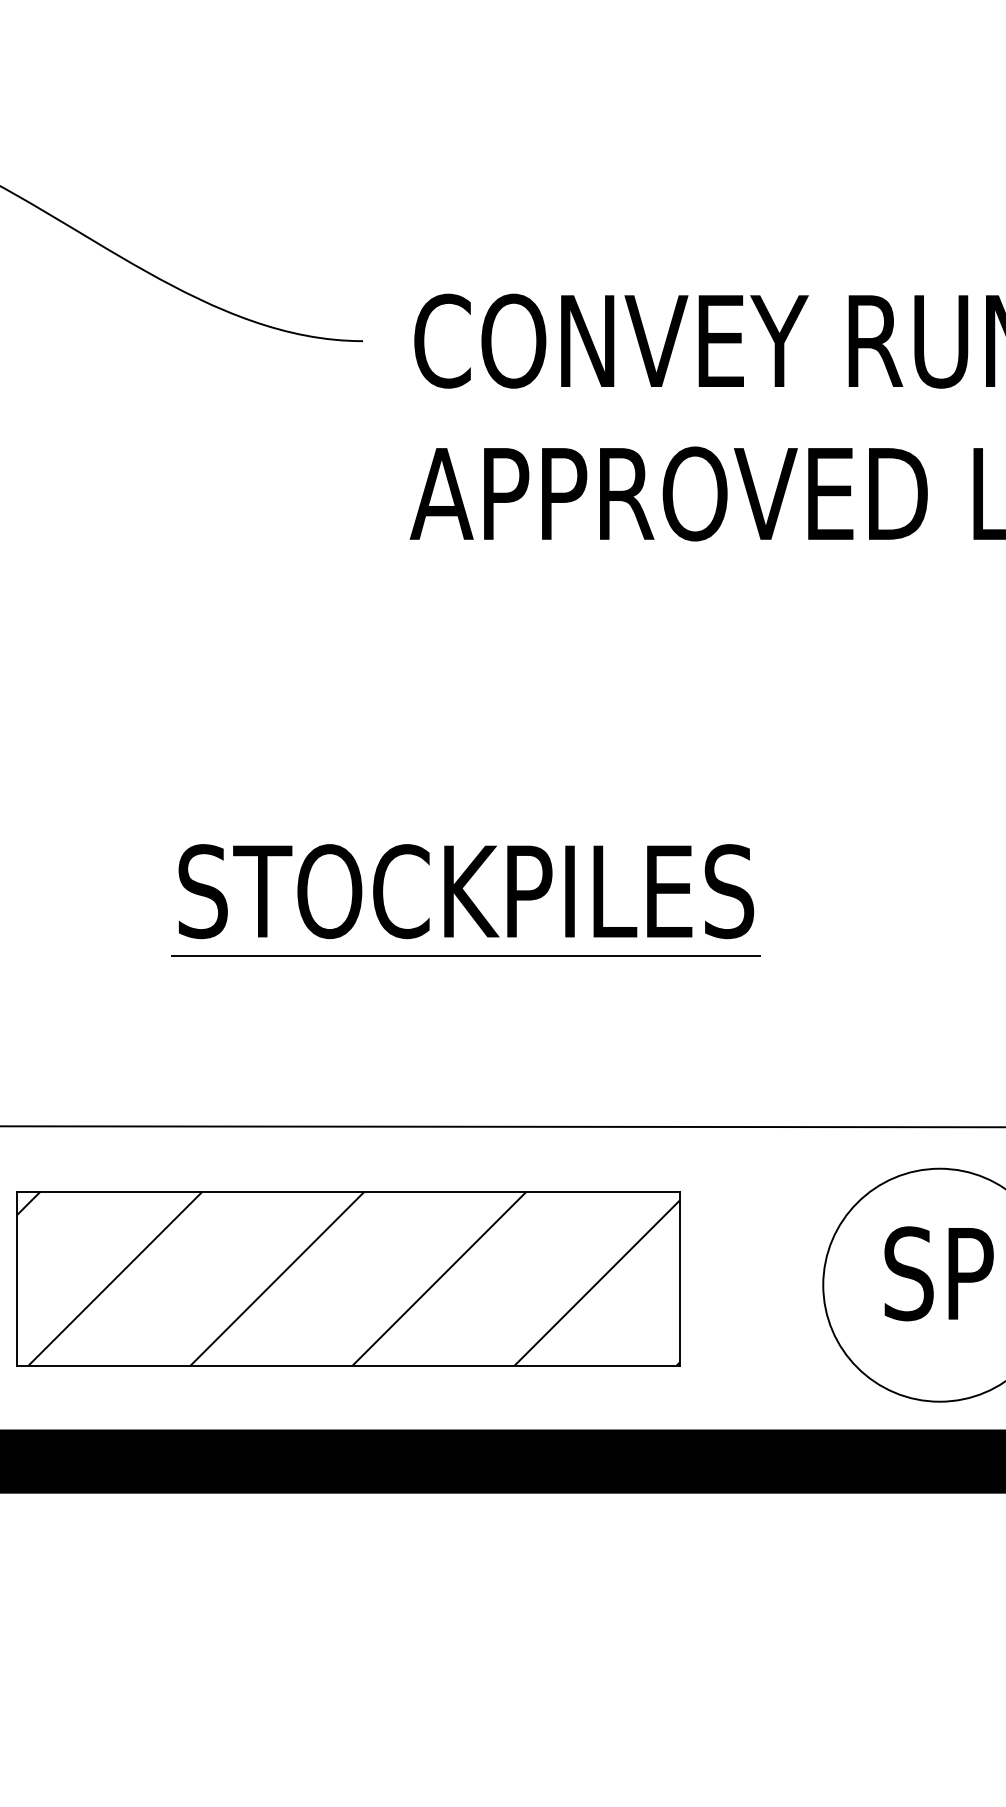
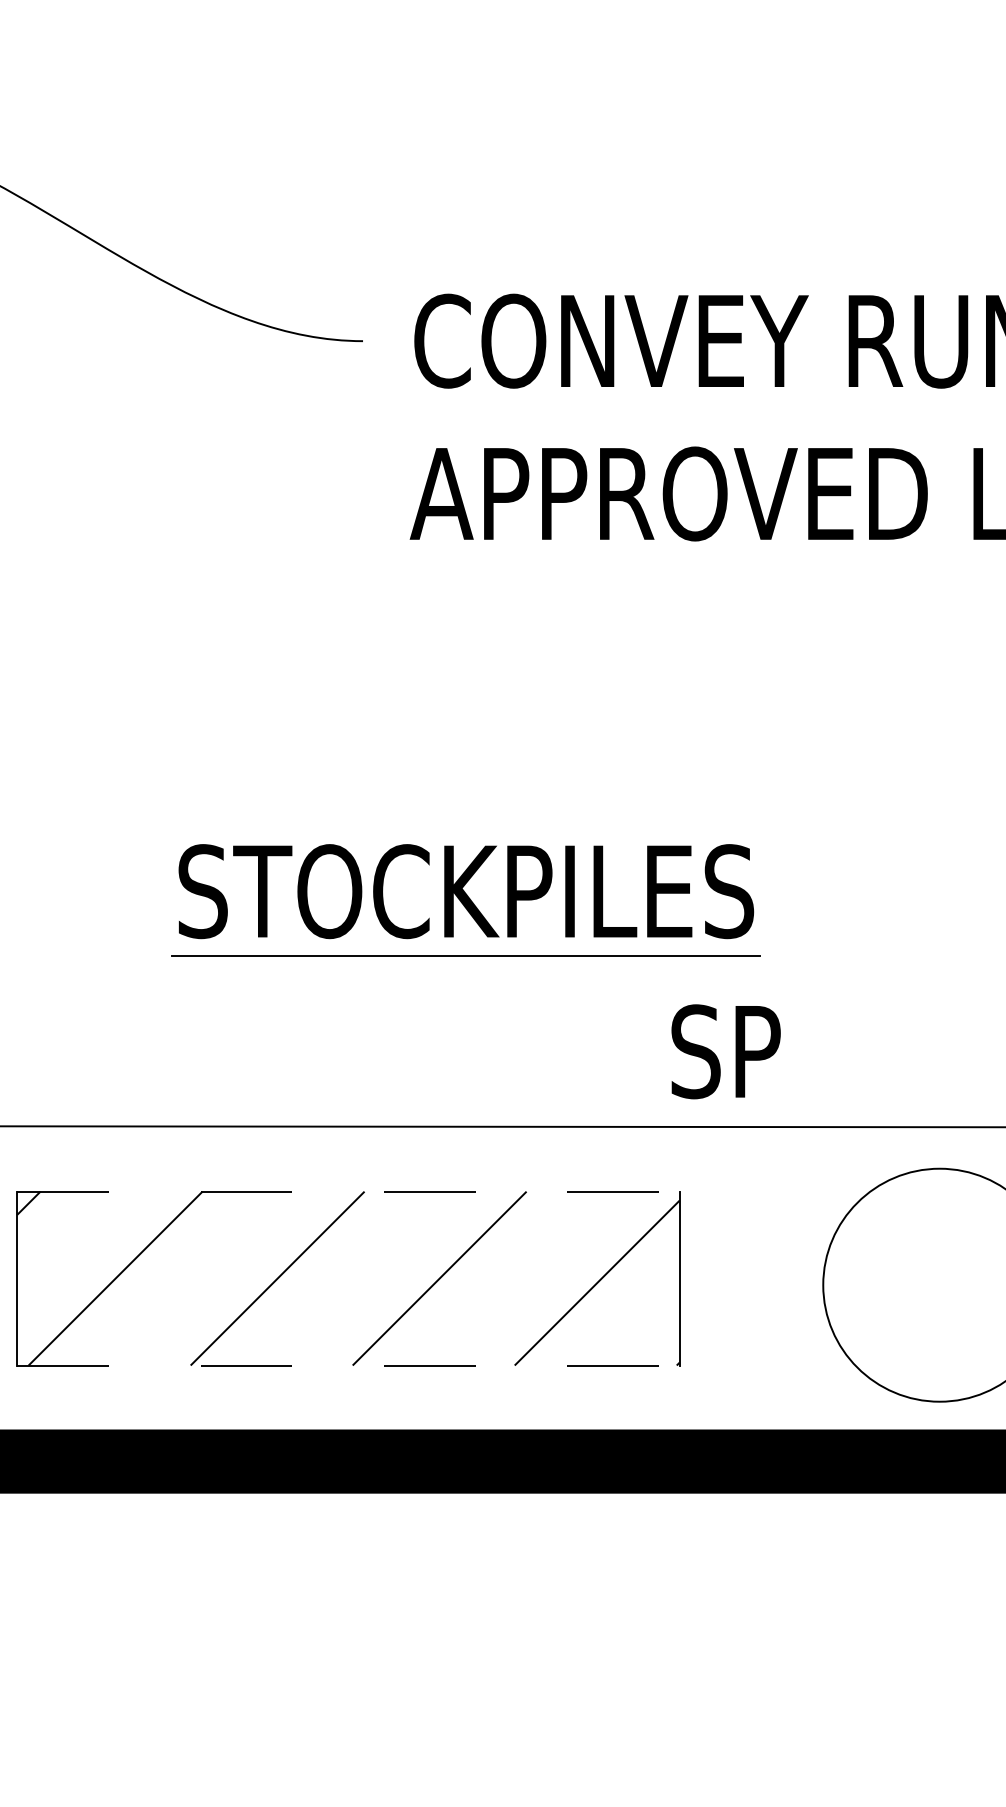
line: solid -> dashed (348, 1191)
text position: (938, 1273) -> (725, 1051) (725, 1051)
line: solid -> dashed (348, 1365)
